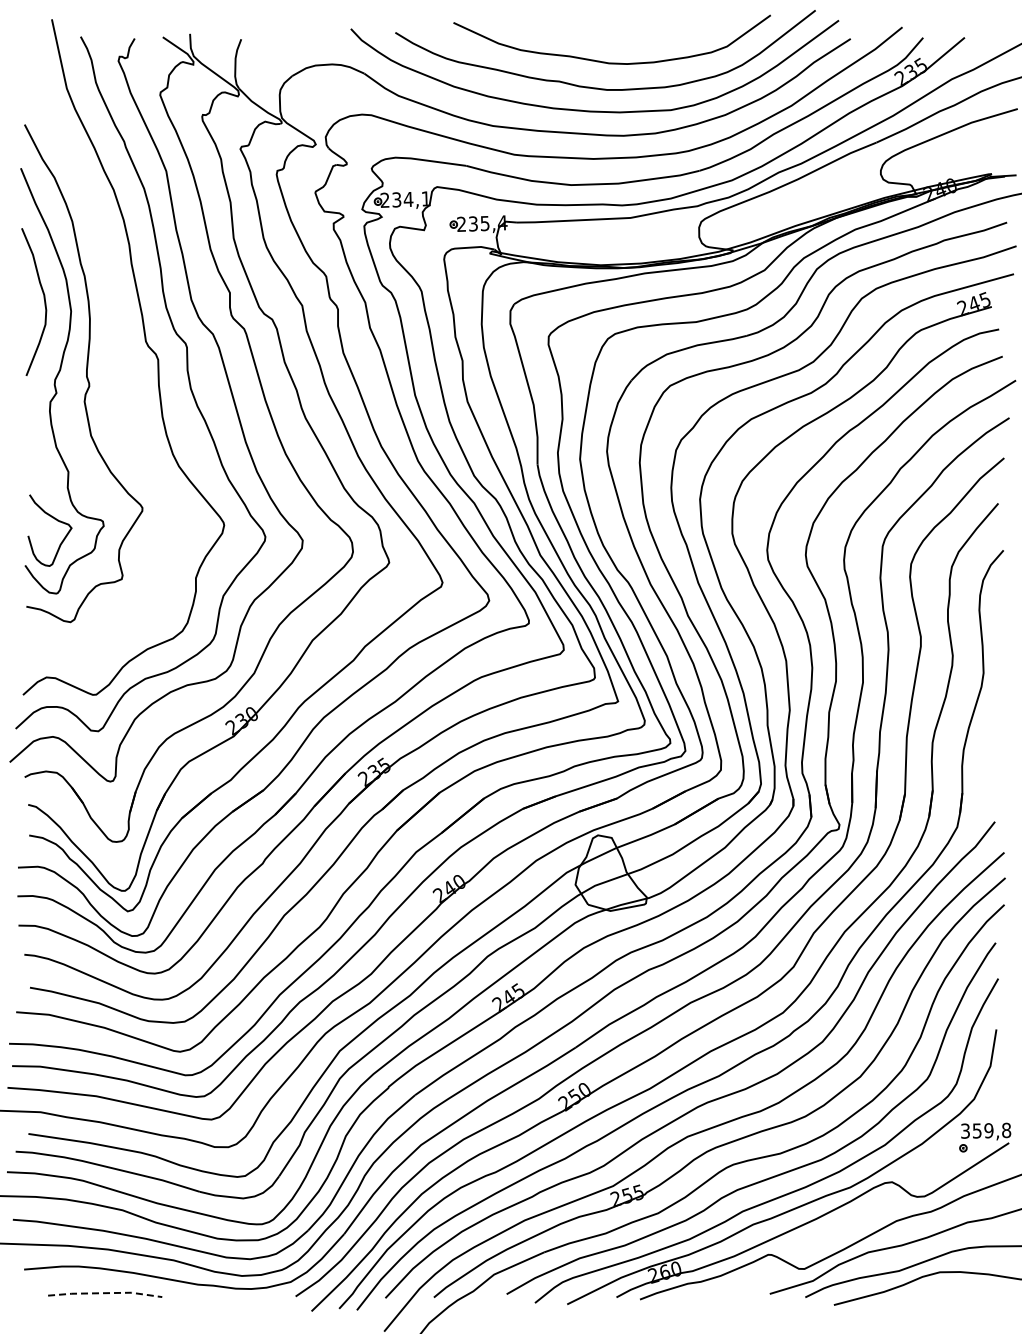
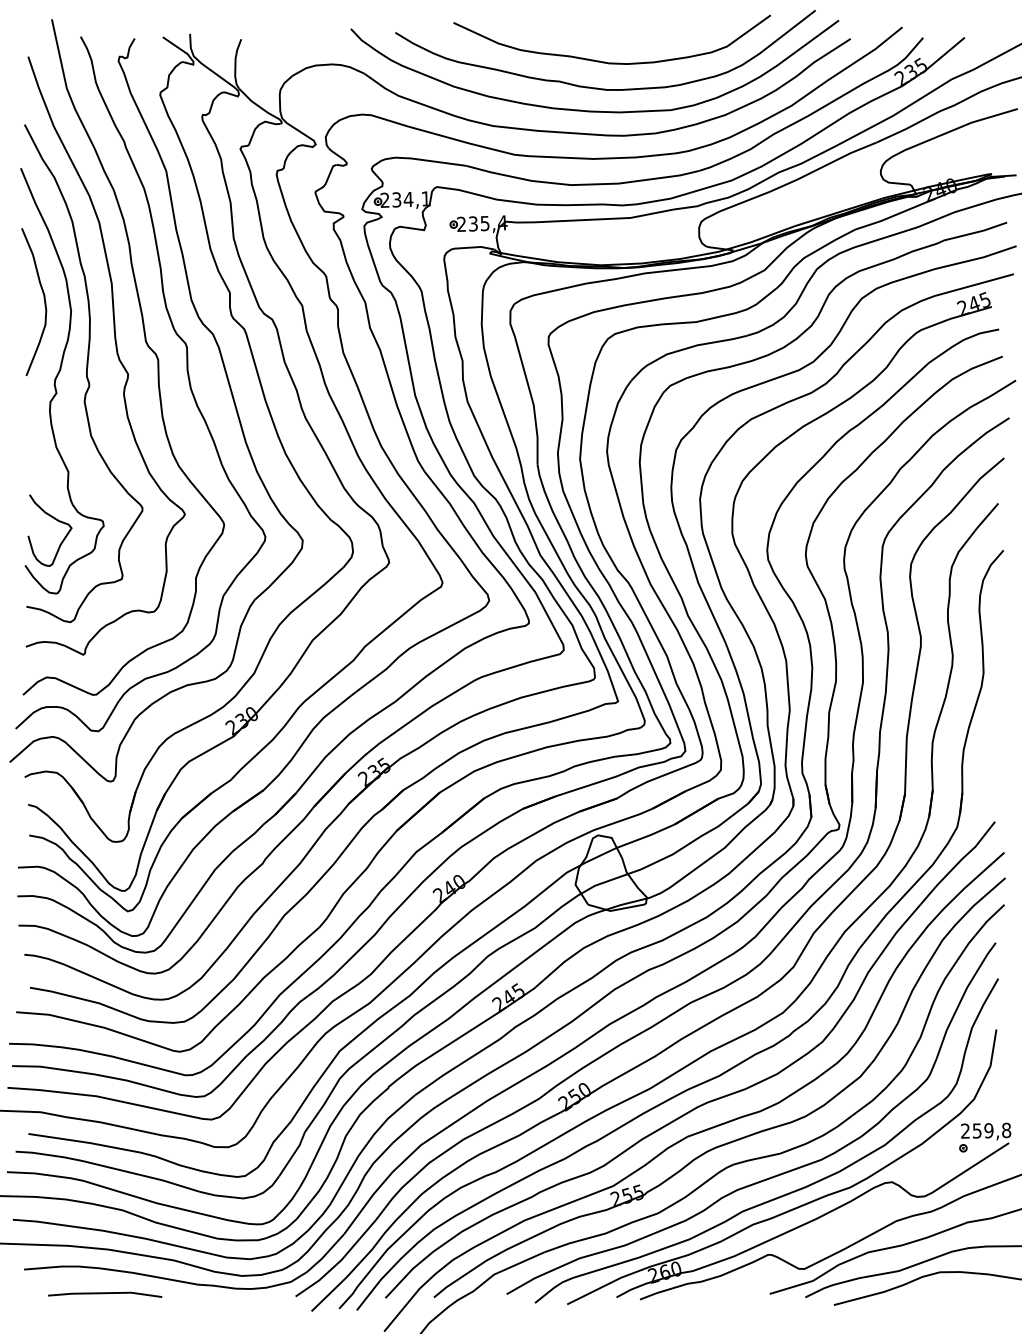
curve: none -> present (116, 354)
text: 359,8 -> 259,8 (965, 1131)
line: dashed -> solid (105, 1293)
